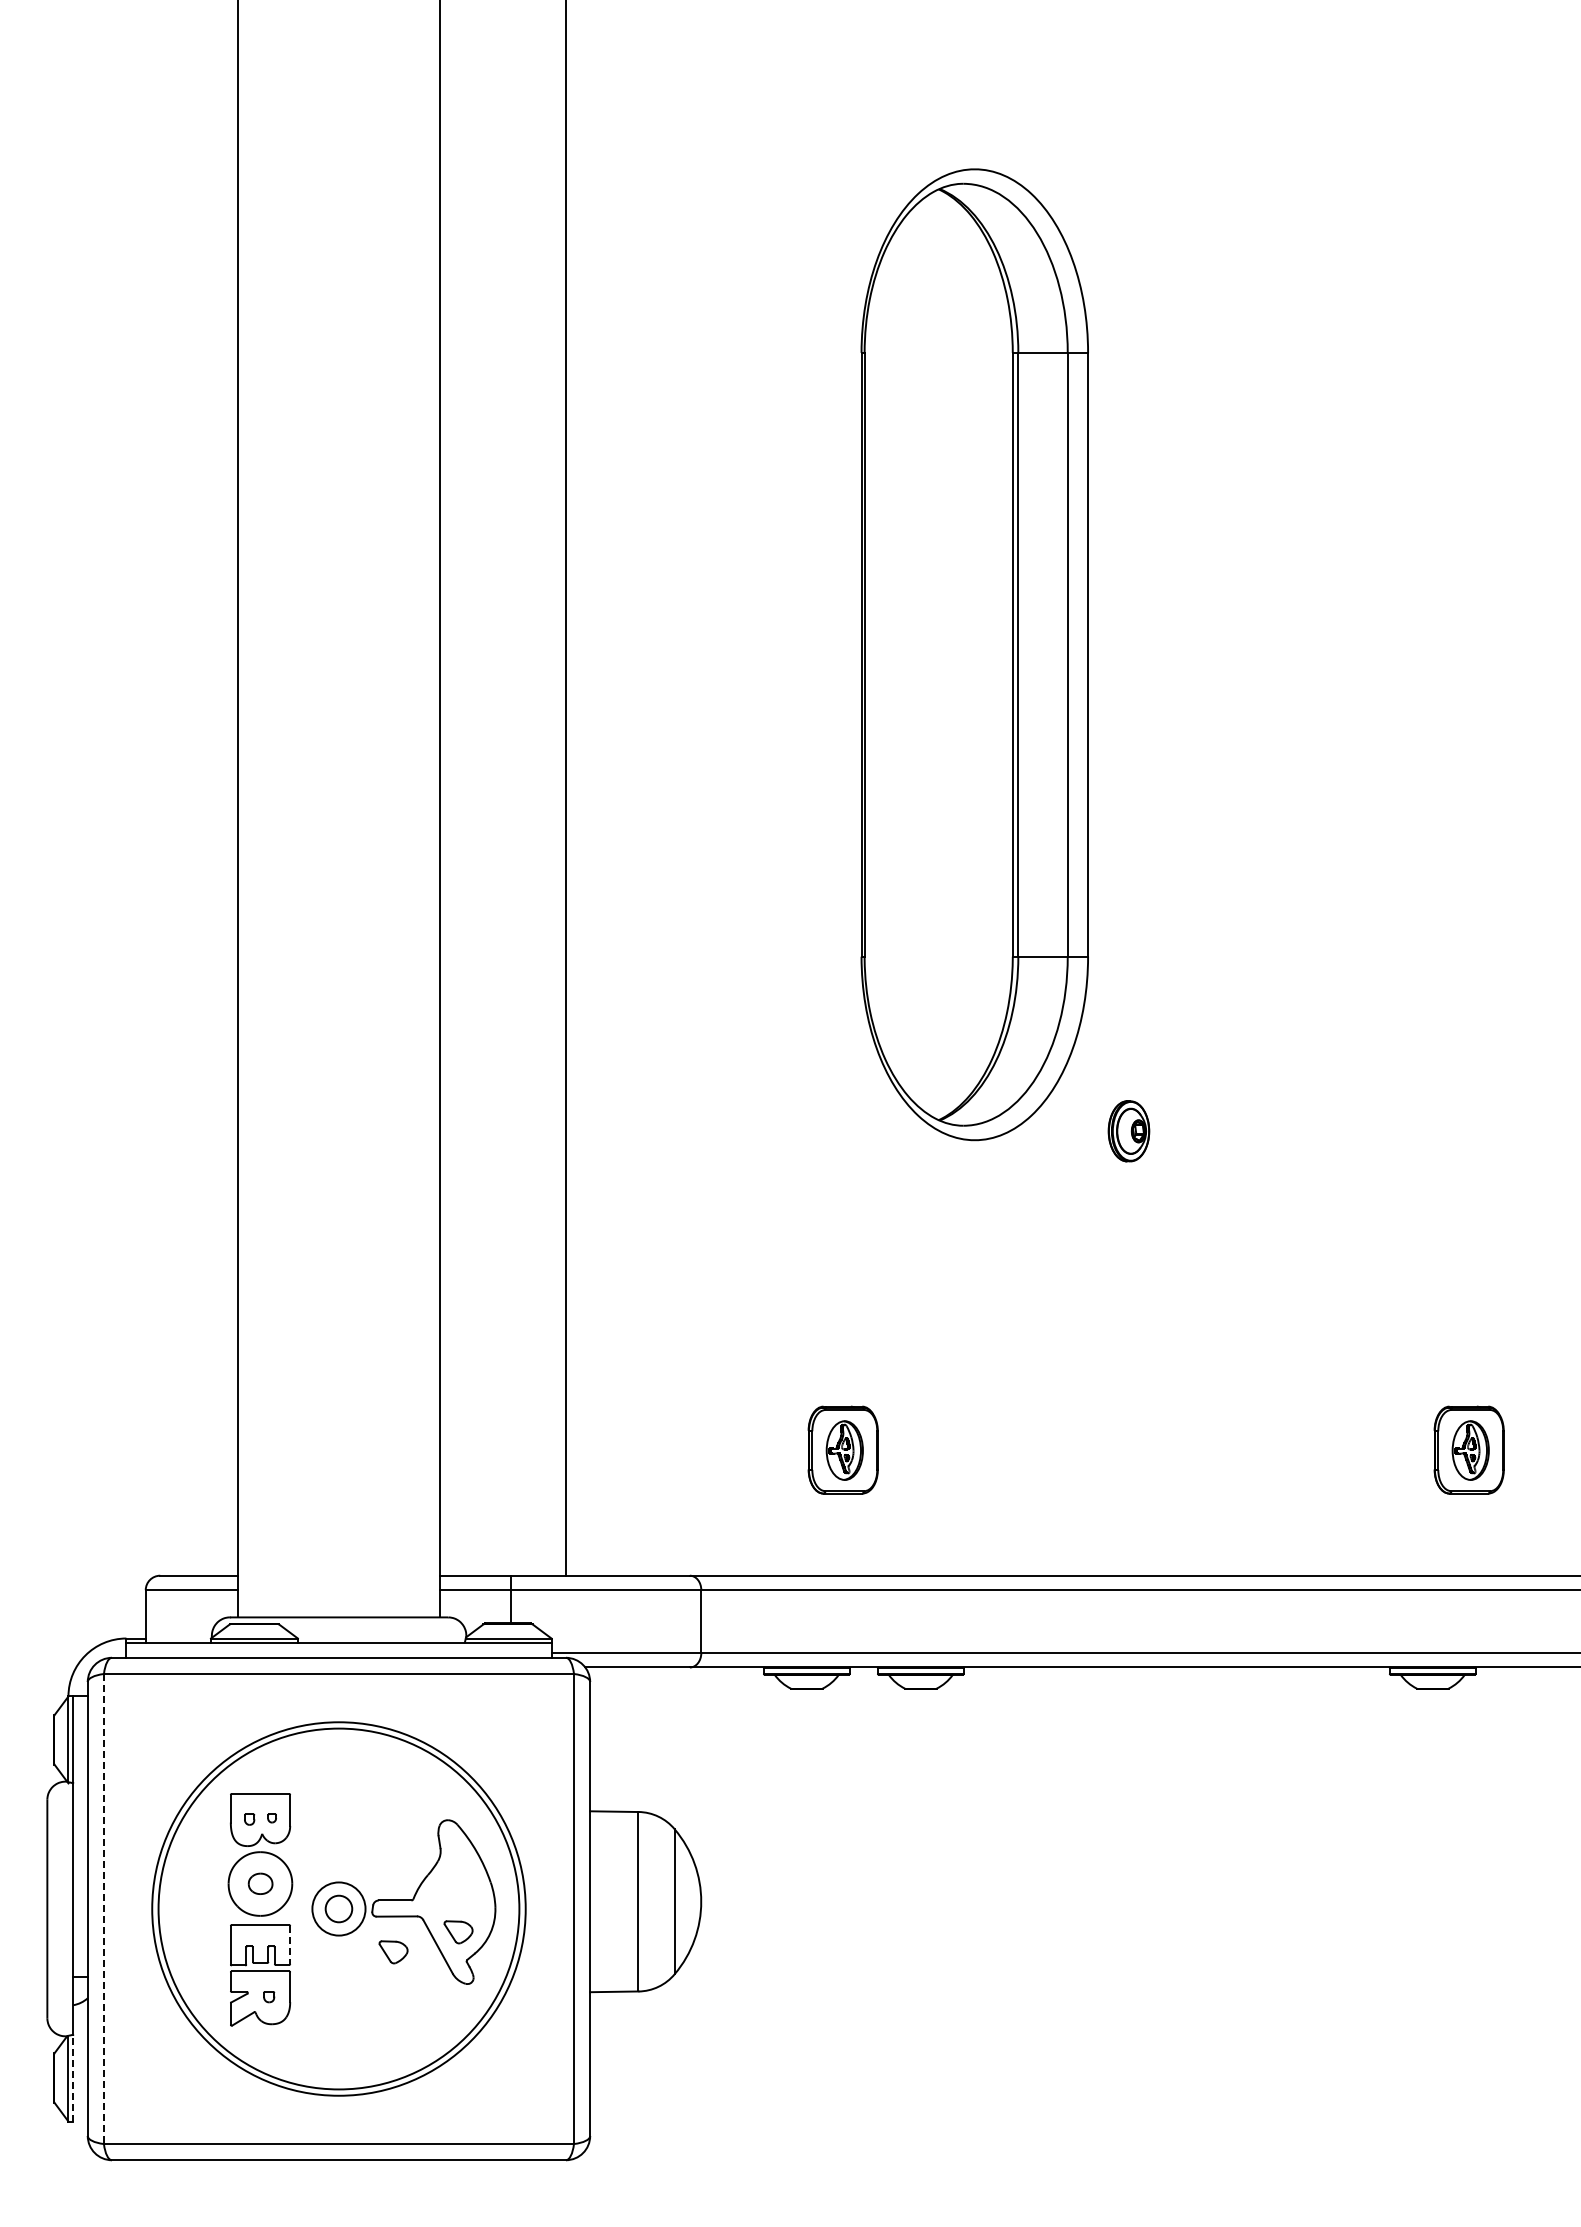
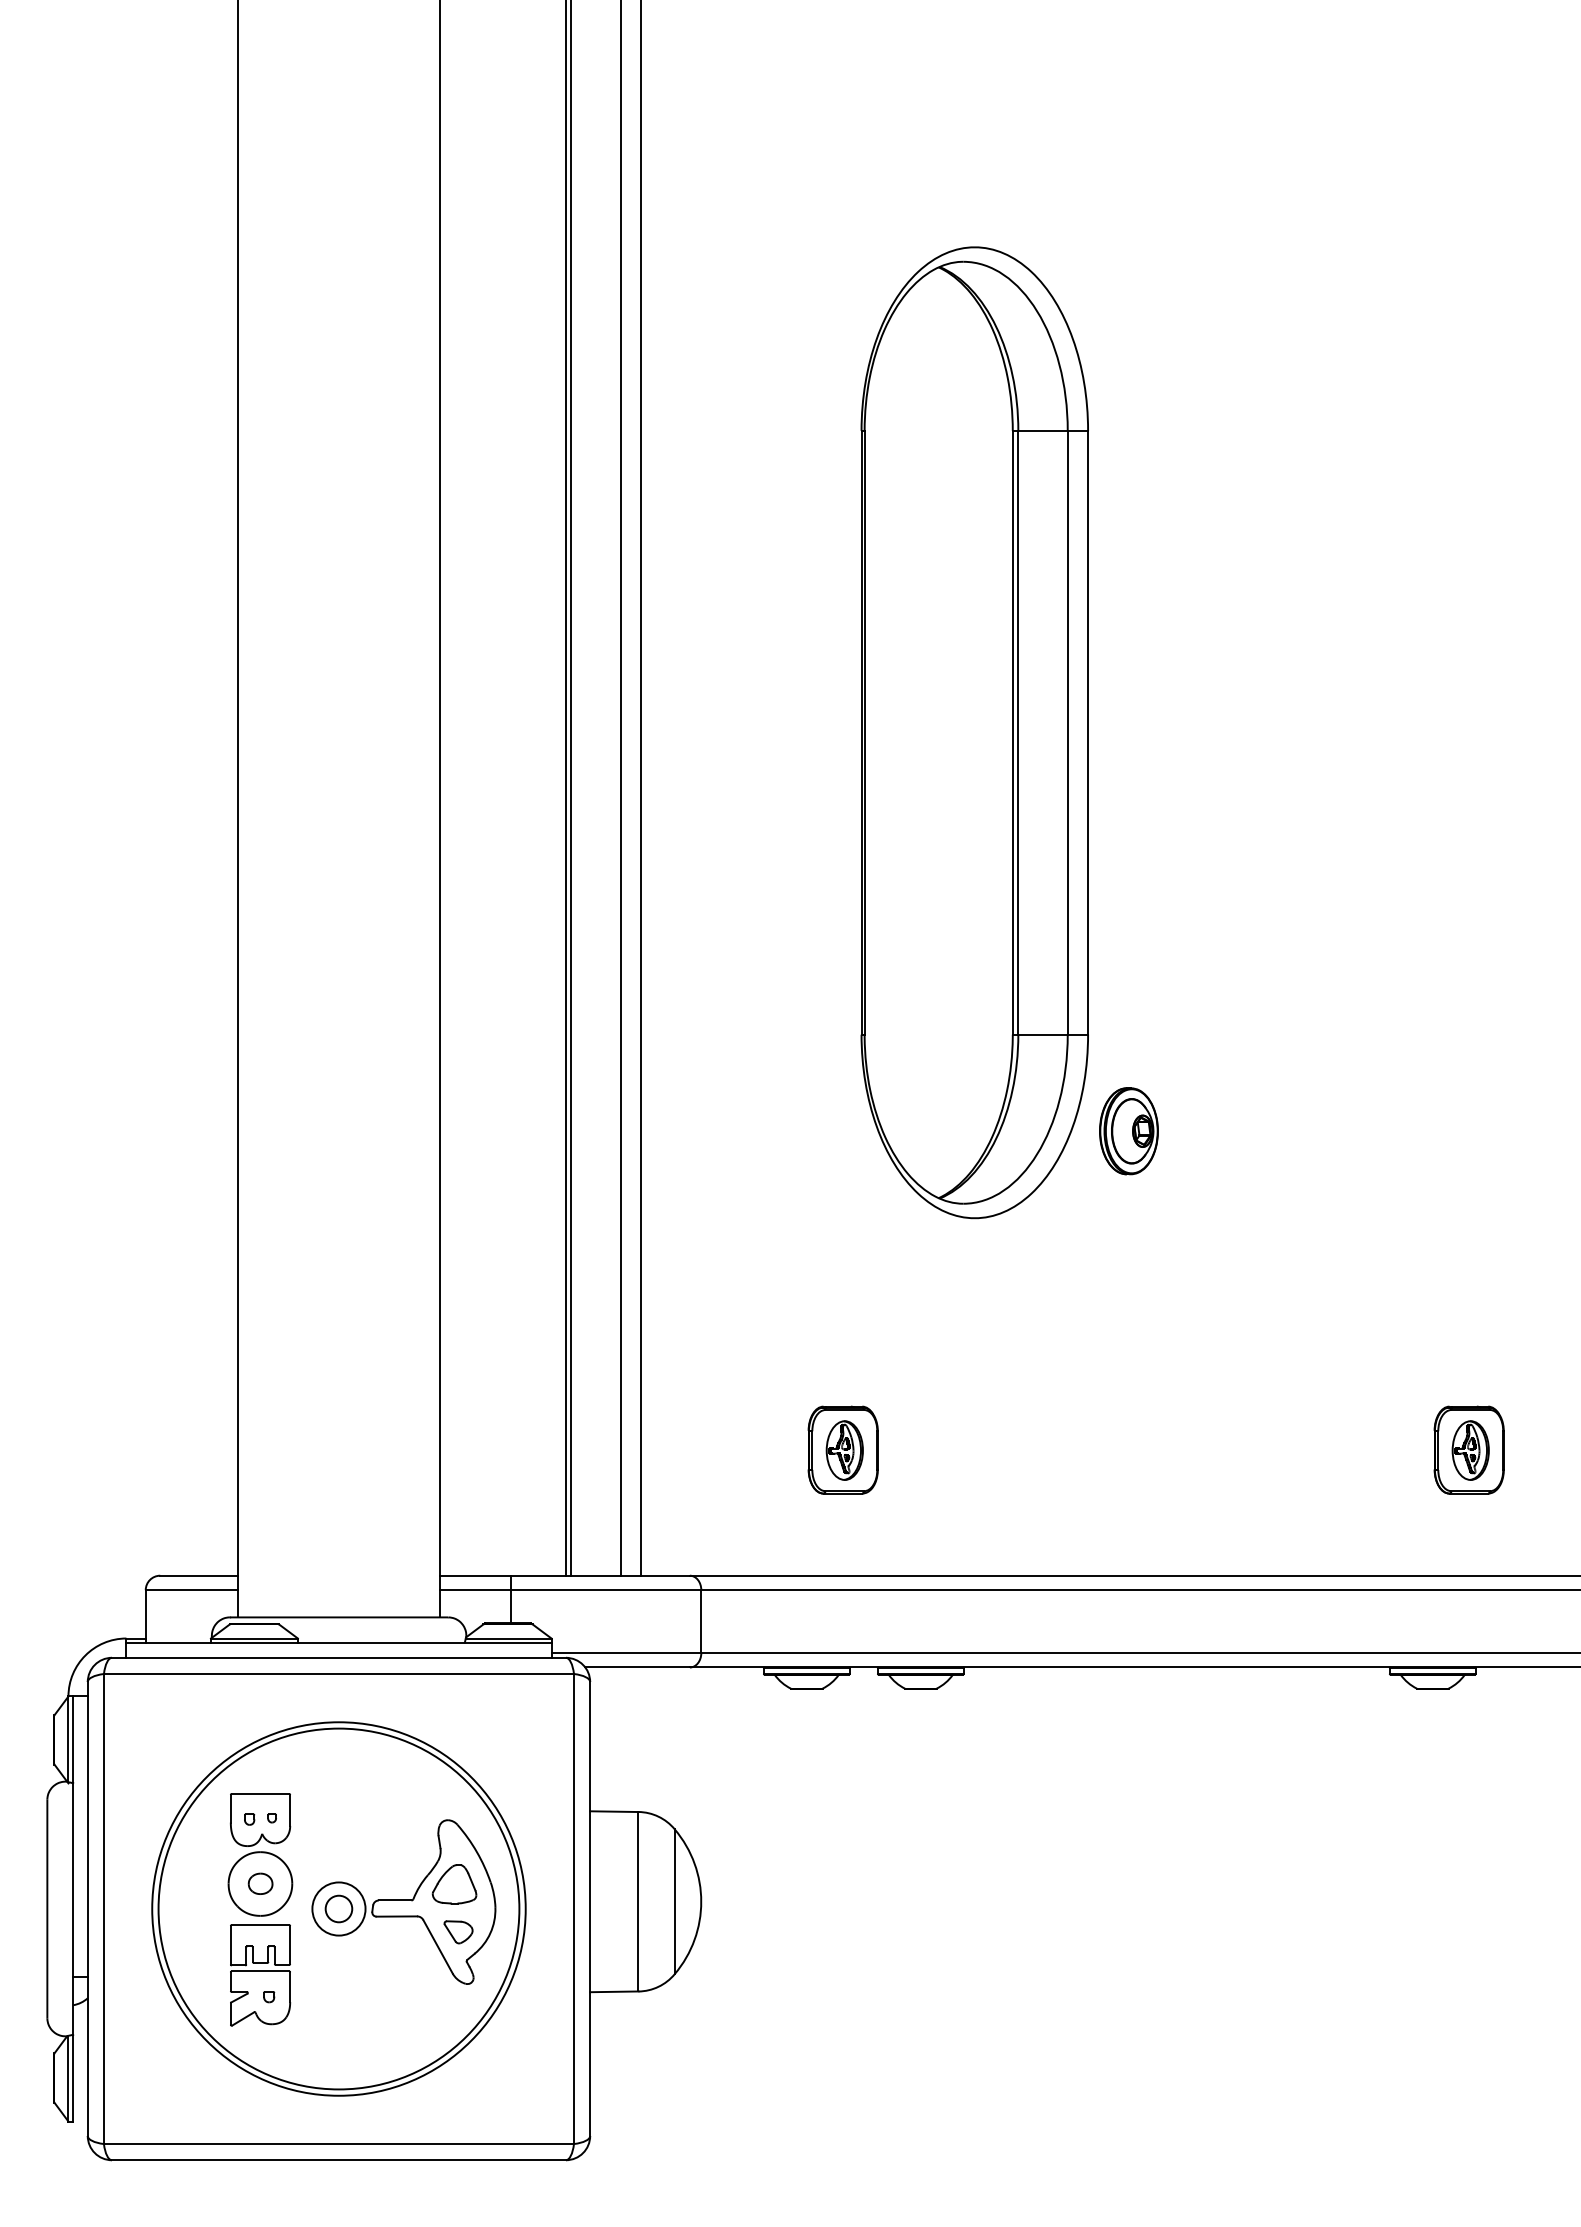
part position: (974, 654) -> (974, 732) (974, 732)
line: none -> present (571, 788)
line: none -> present (620, 788)
line: none -> present (640, 788)
part size: 44x63 px -> 60x89 px (1128, 1131)
part: none -> present (454, 1884)
line: dashed -> solid (103, 1909)
line: dashed -> solid (290, 1945)
part: present -> none (393, 1952)
line: dashed -> solid (73, 2077)
